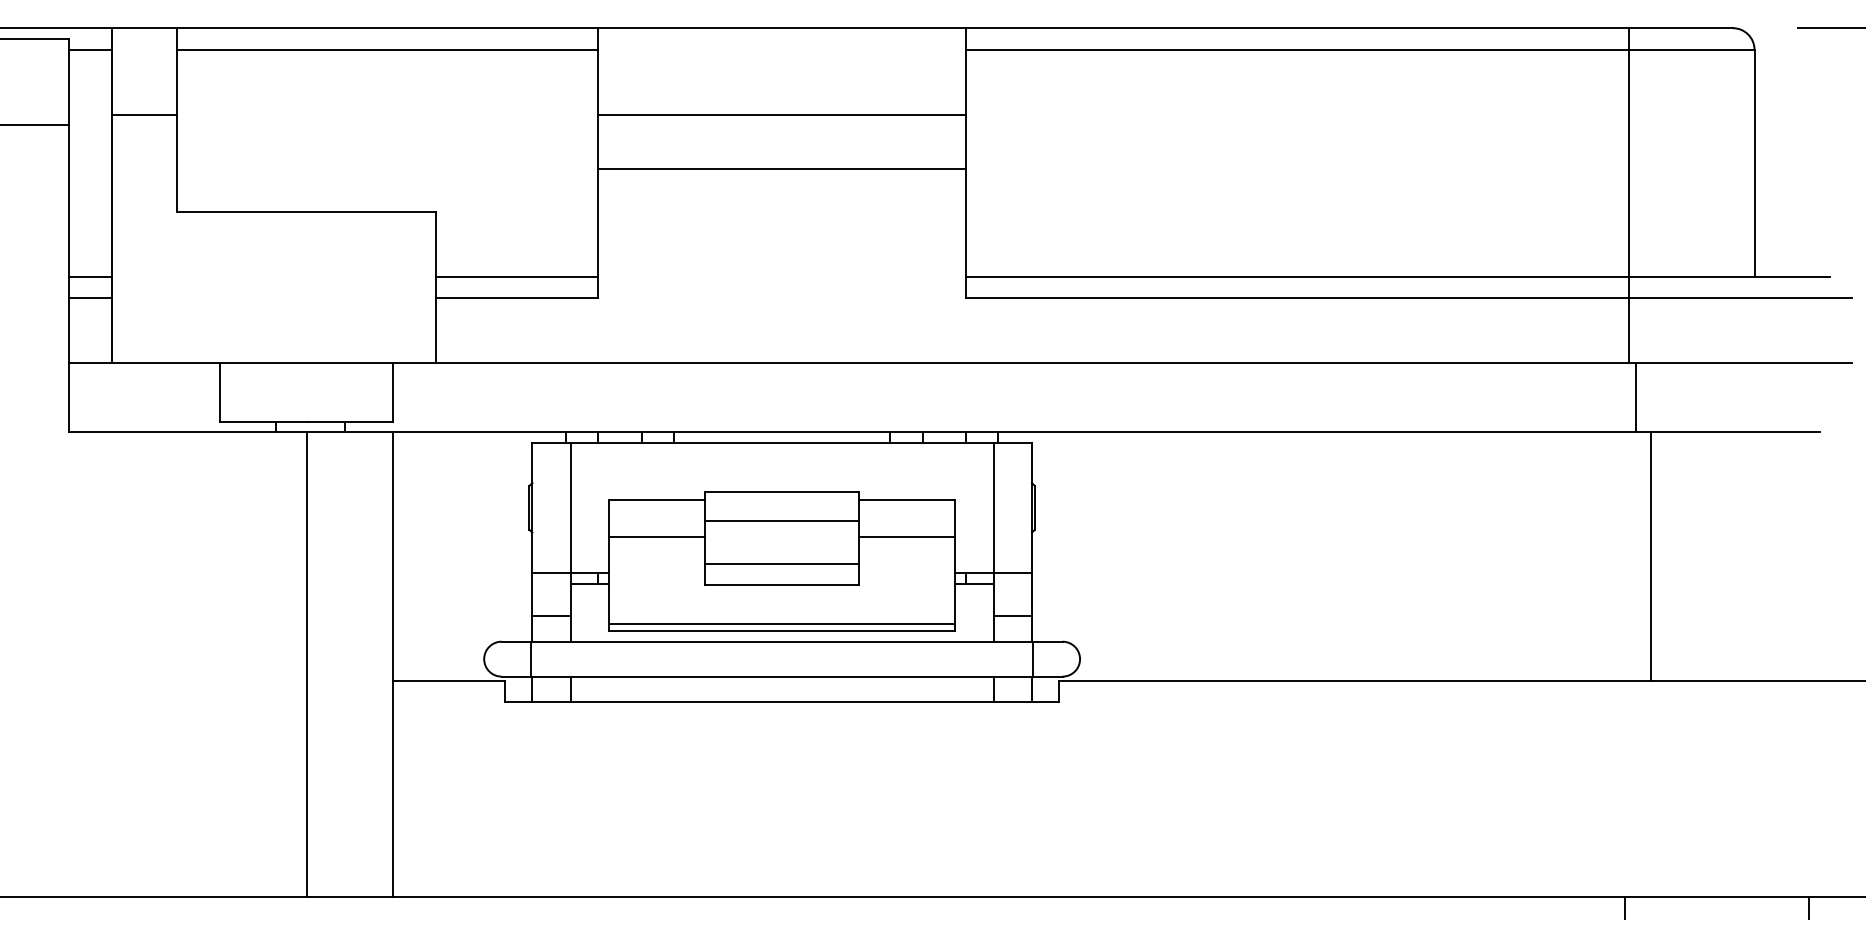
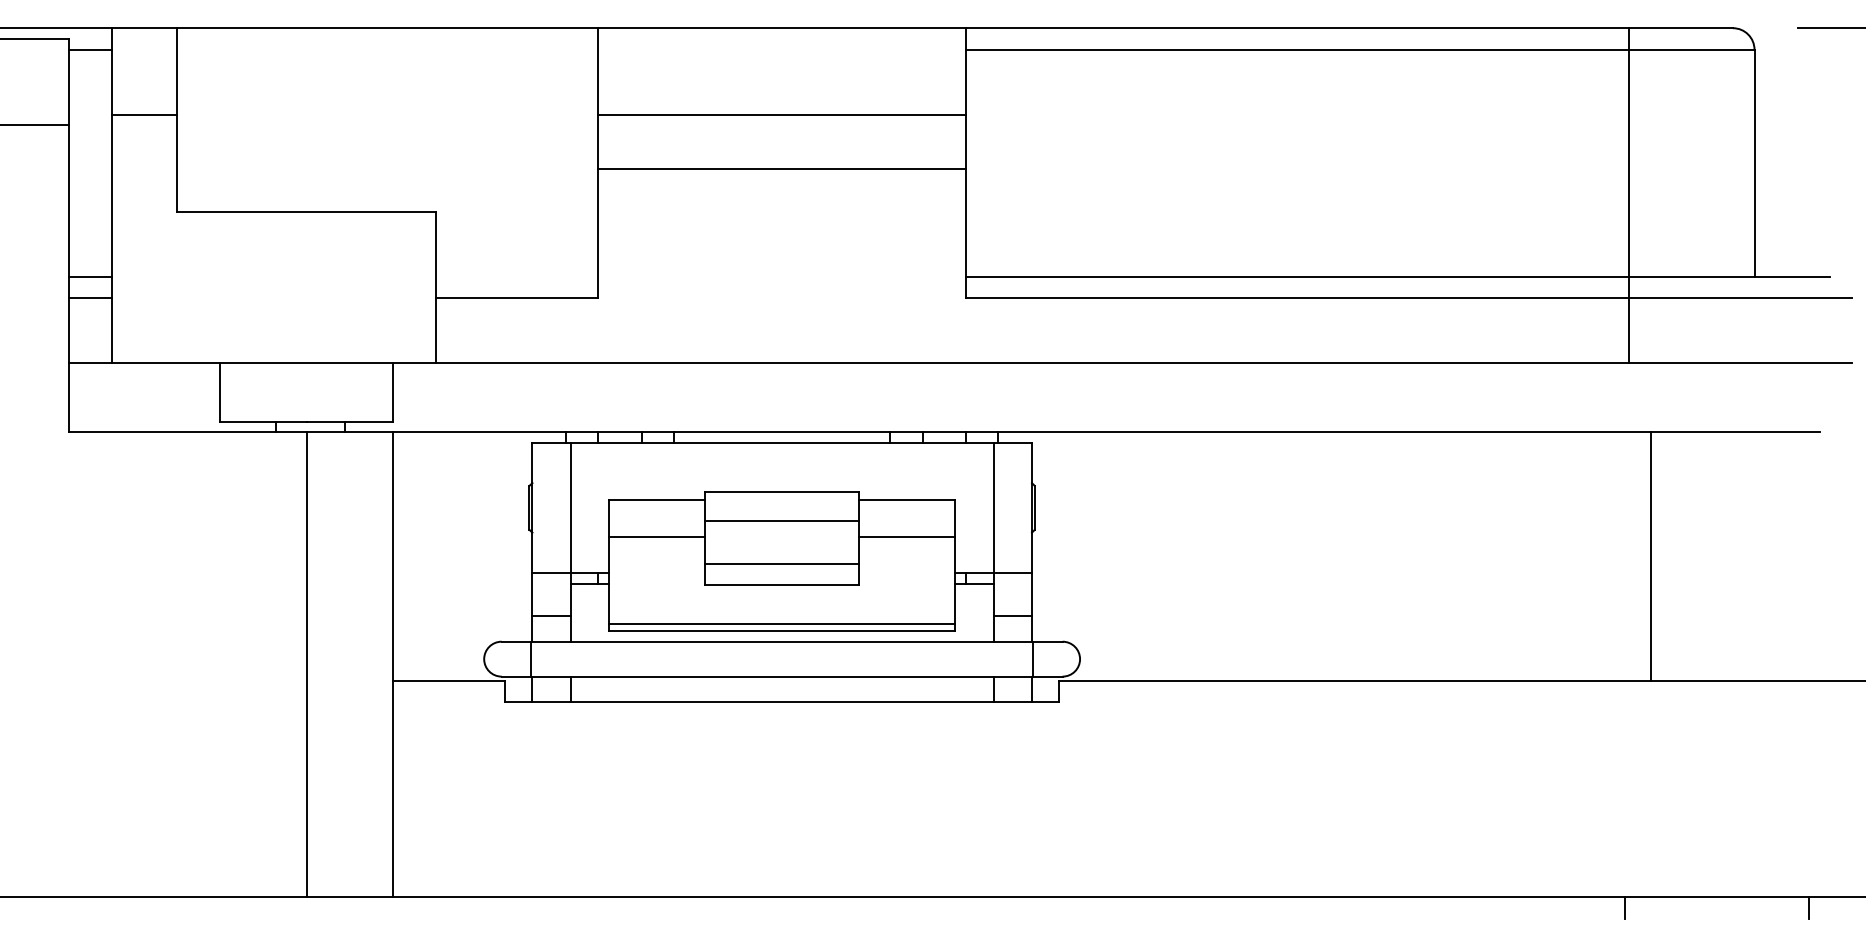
line: present -> none (387, 49)
line: present -> none (517, 276)
line: present -> none (1635, 397)
